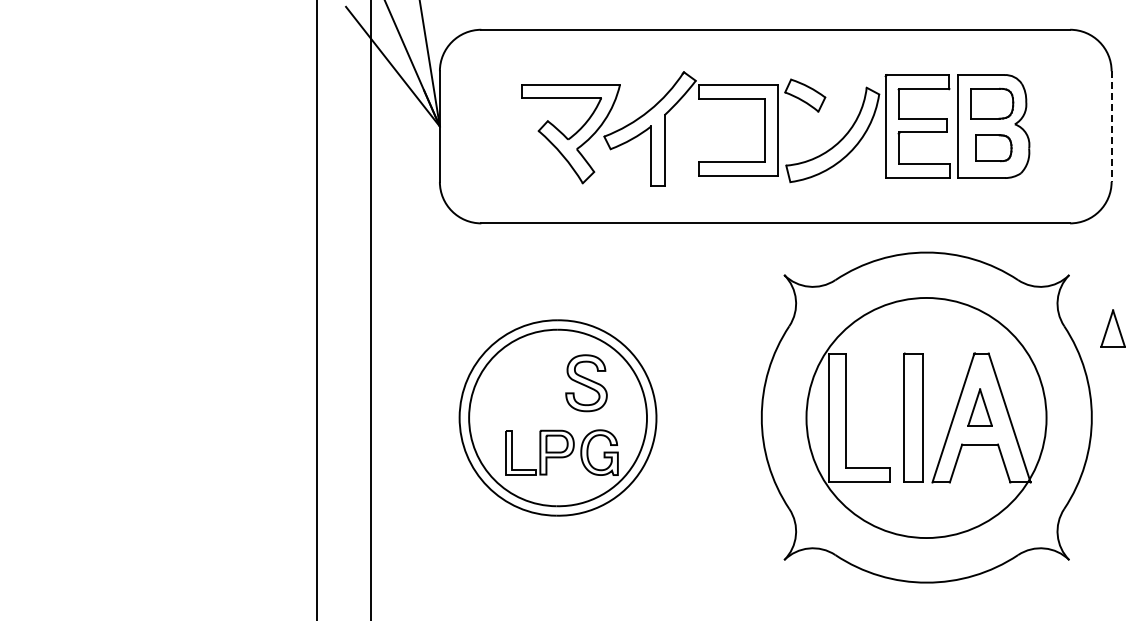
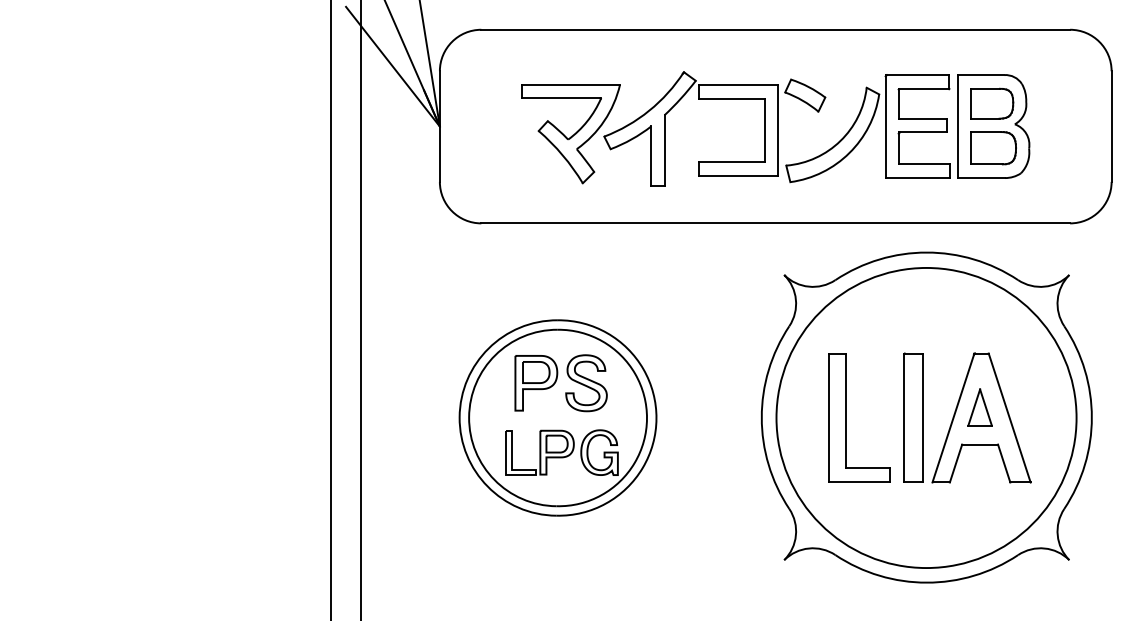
line: dashed -> solid (1111, 127)
part size: 38x29 px -> 47x35 px (993, 148)
line position: (317, 309) -> (331, 309) (331, 309)
line position: (370, 309) -> (360, 309) (360, 309)
part: present -> none (1112, 328)
part: none -> present (536, 383)
circle diameter: 240 px -> 300 px (926, 417)
